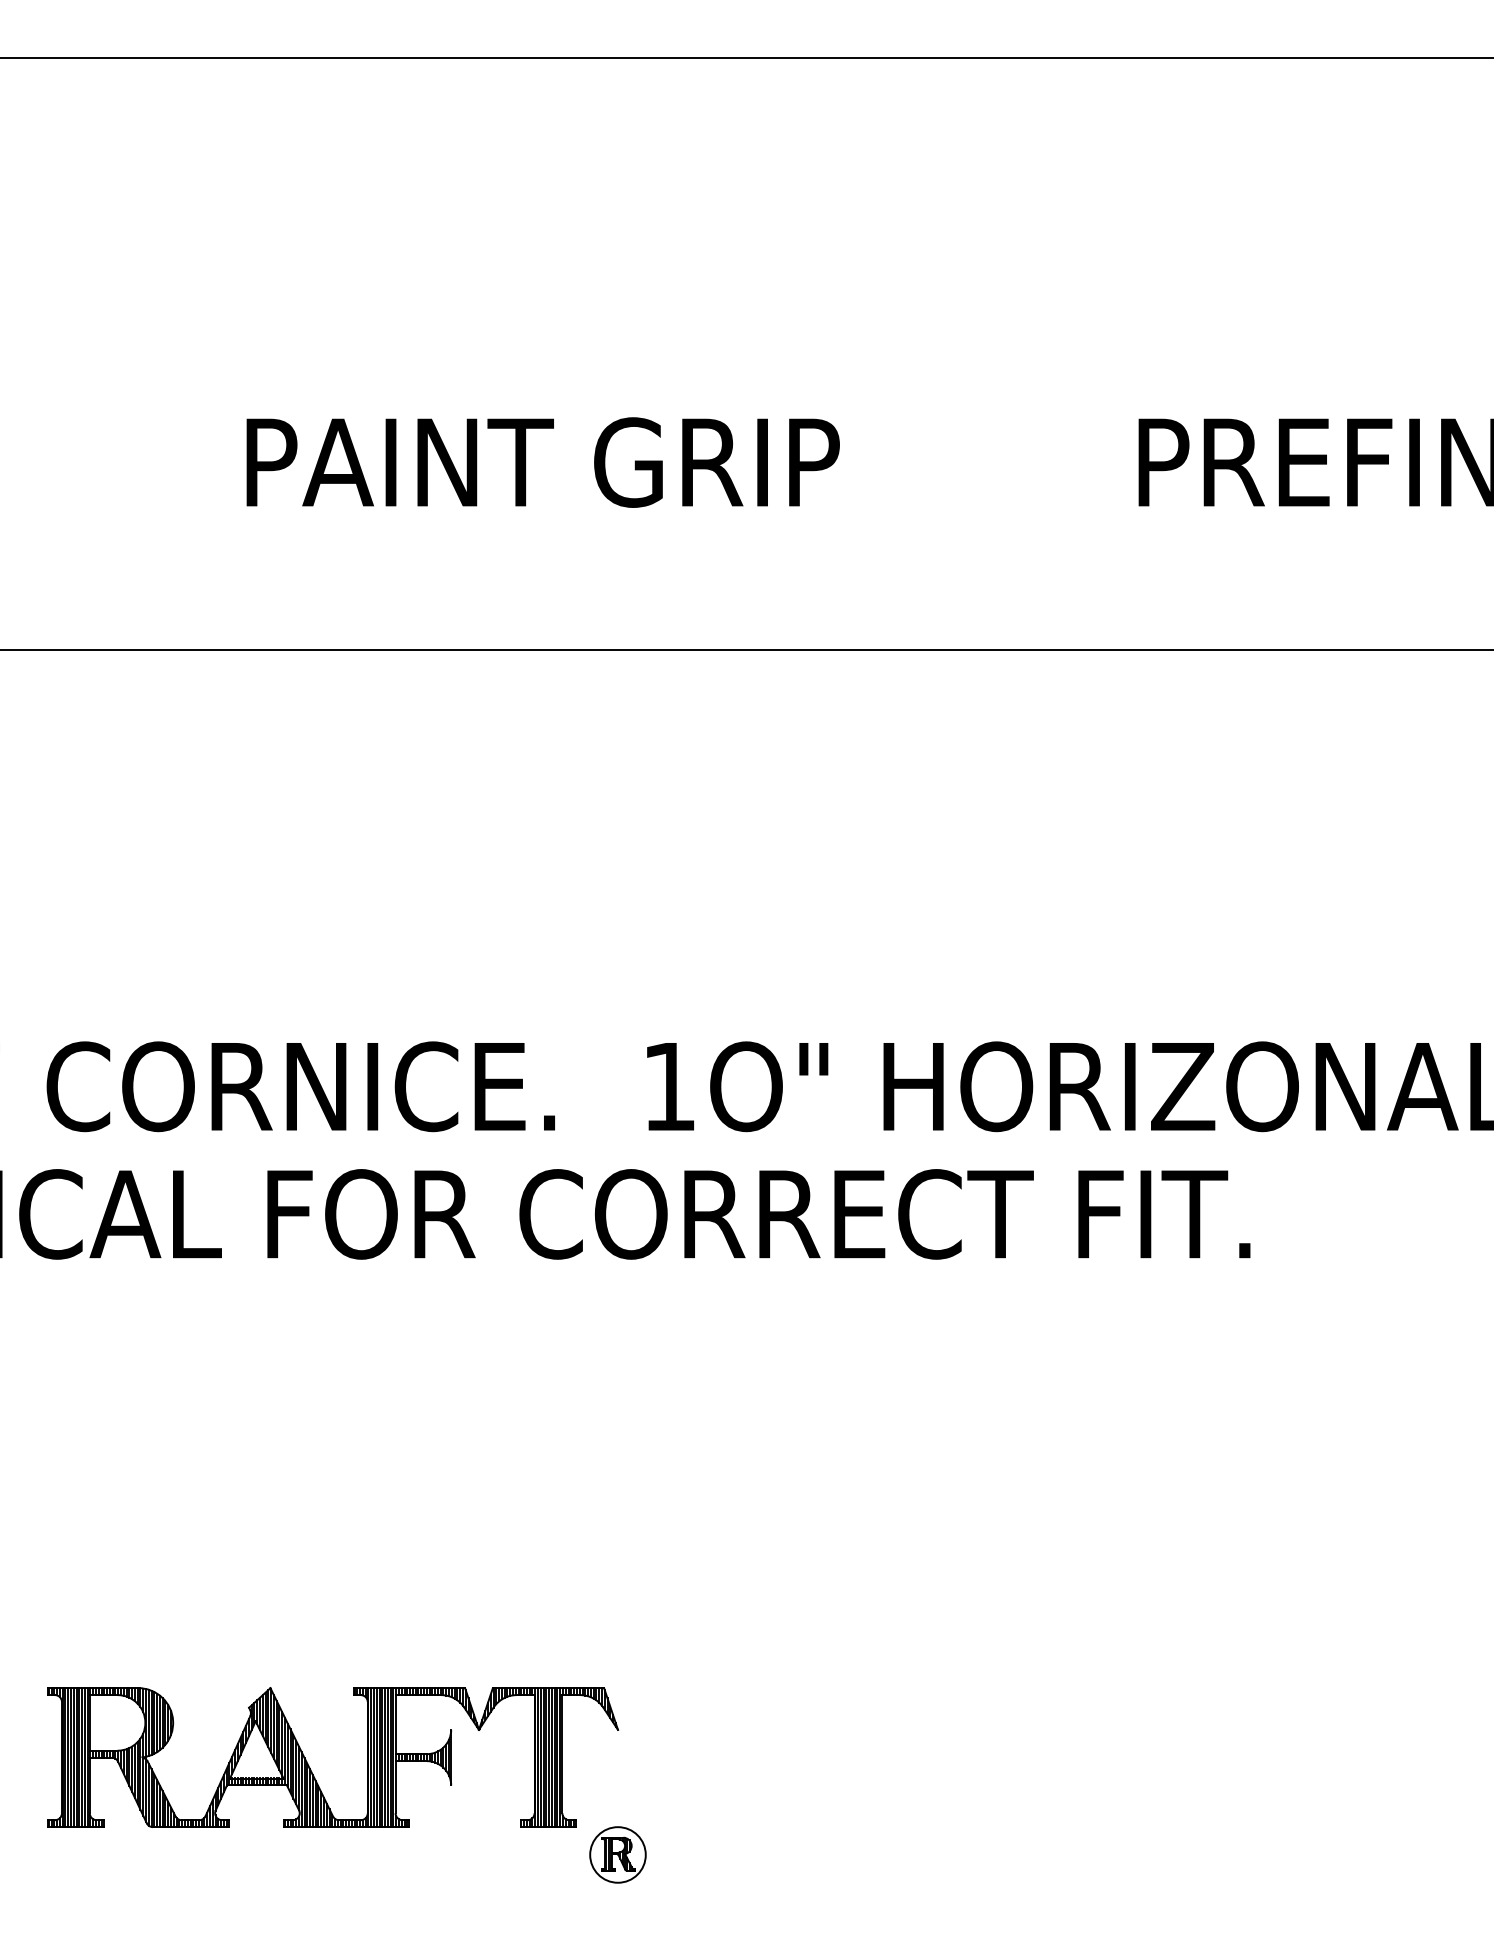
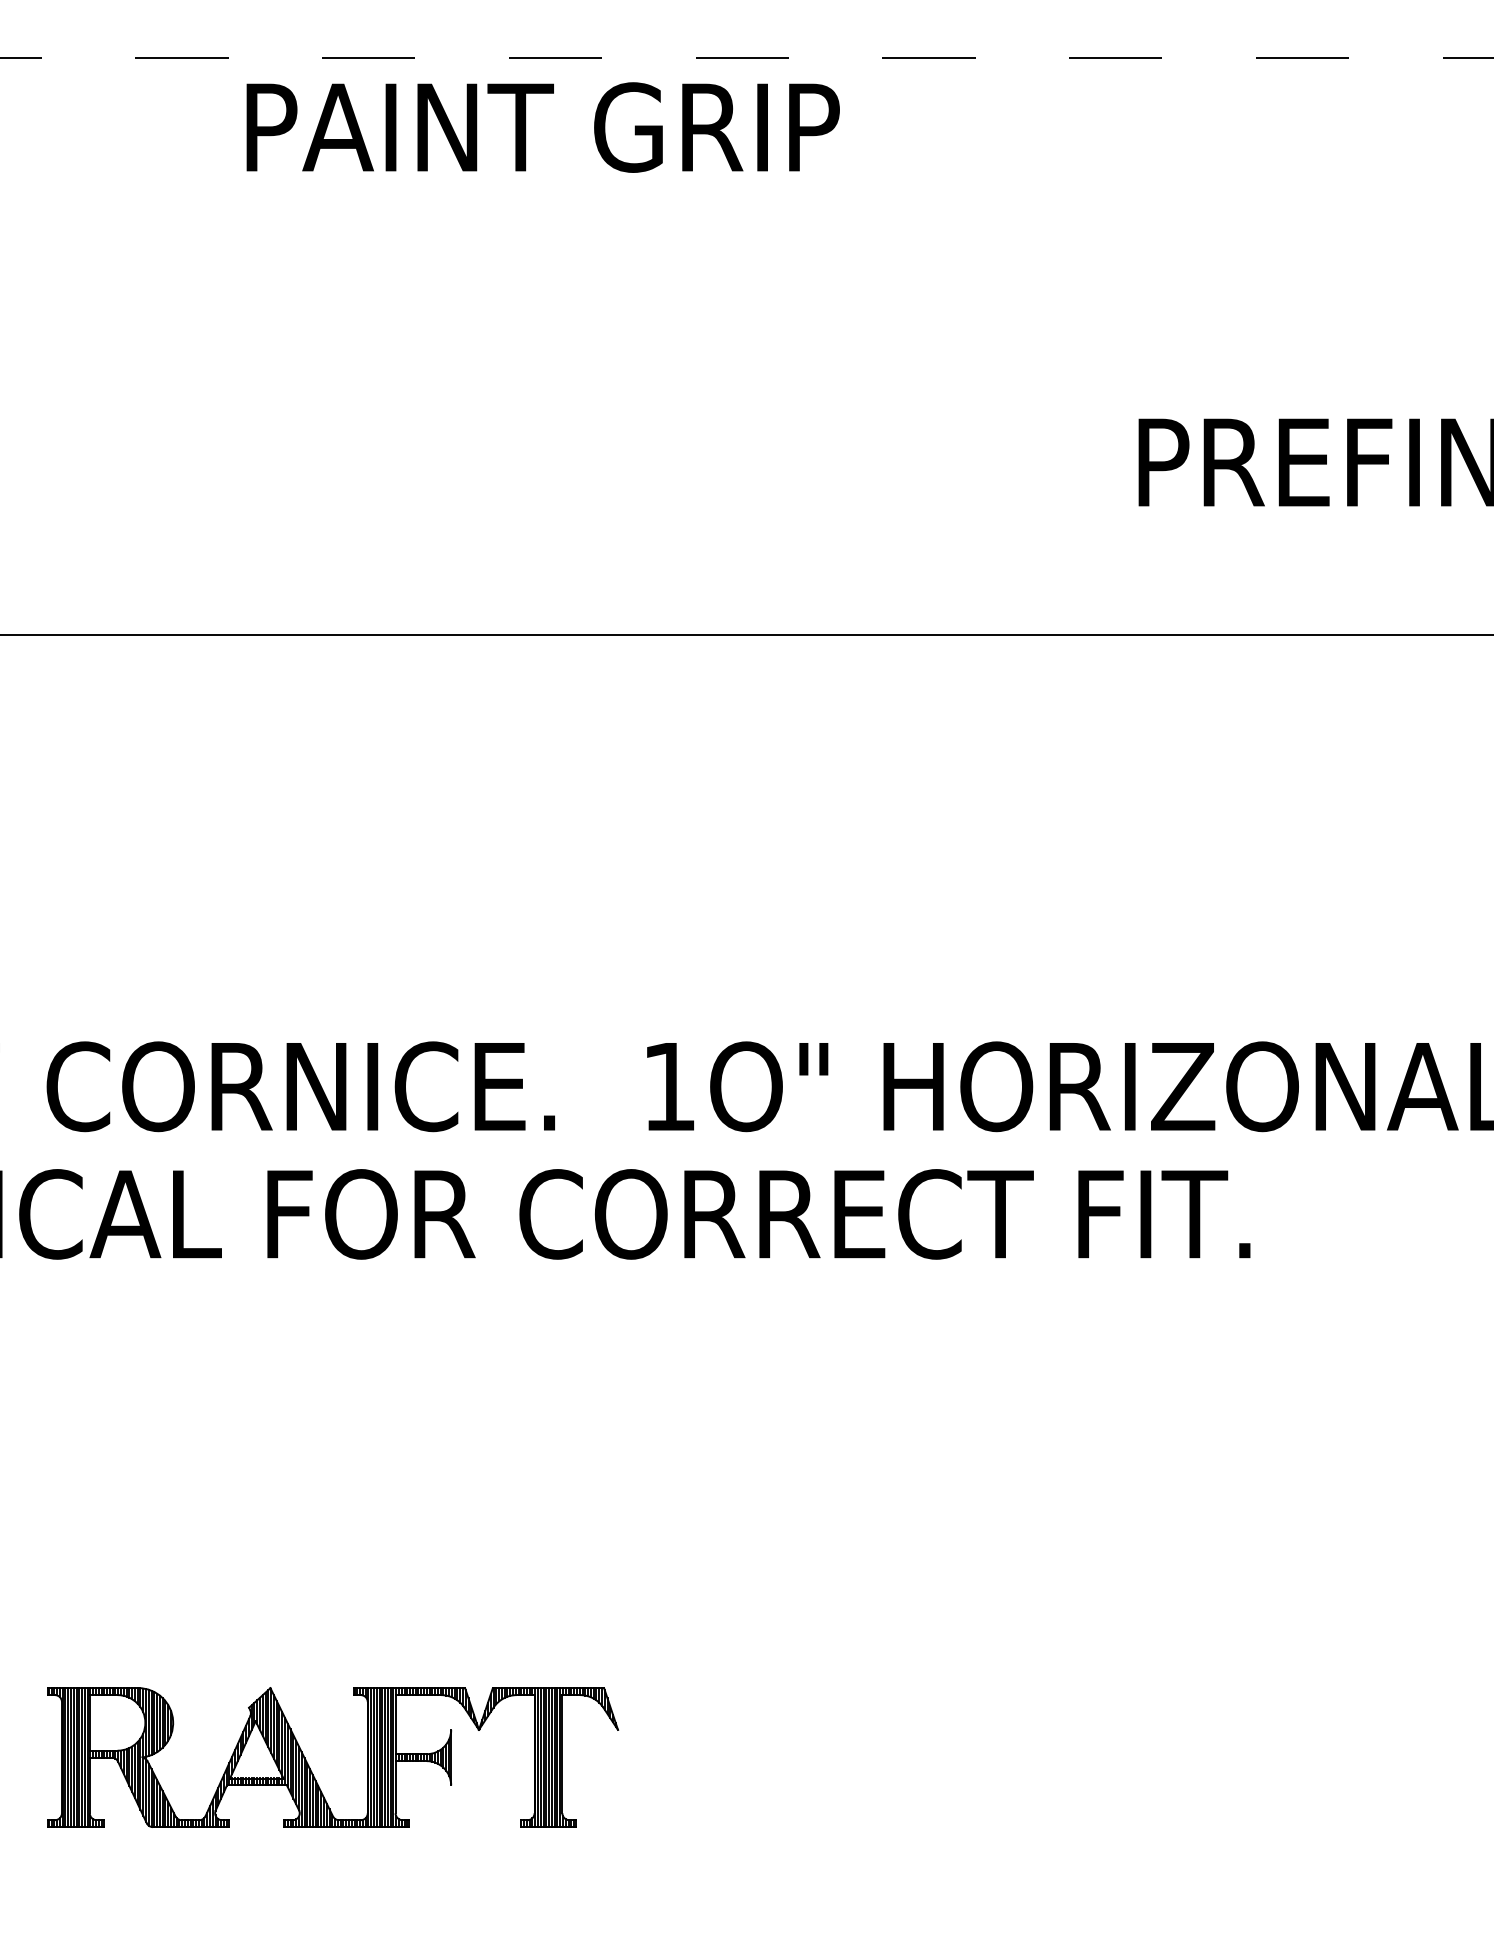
line: solid -> dashed (747, 58)
text position: (542, 462) -> (542, 127) (542, 127)
line position: (746, 649) -> (746, 634) (746, 634)
part: present -> none (617, 1854)
